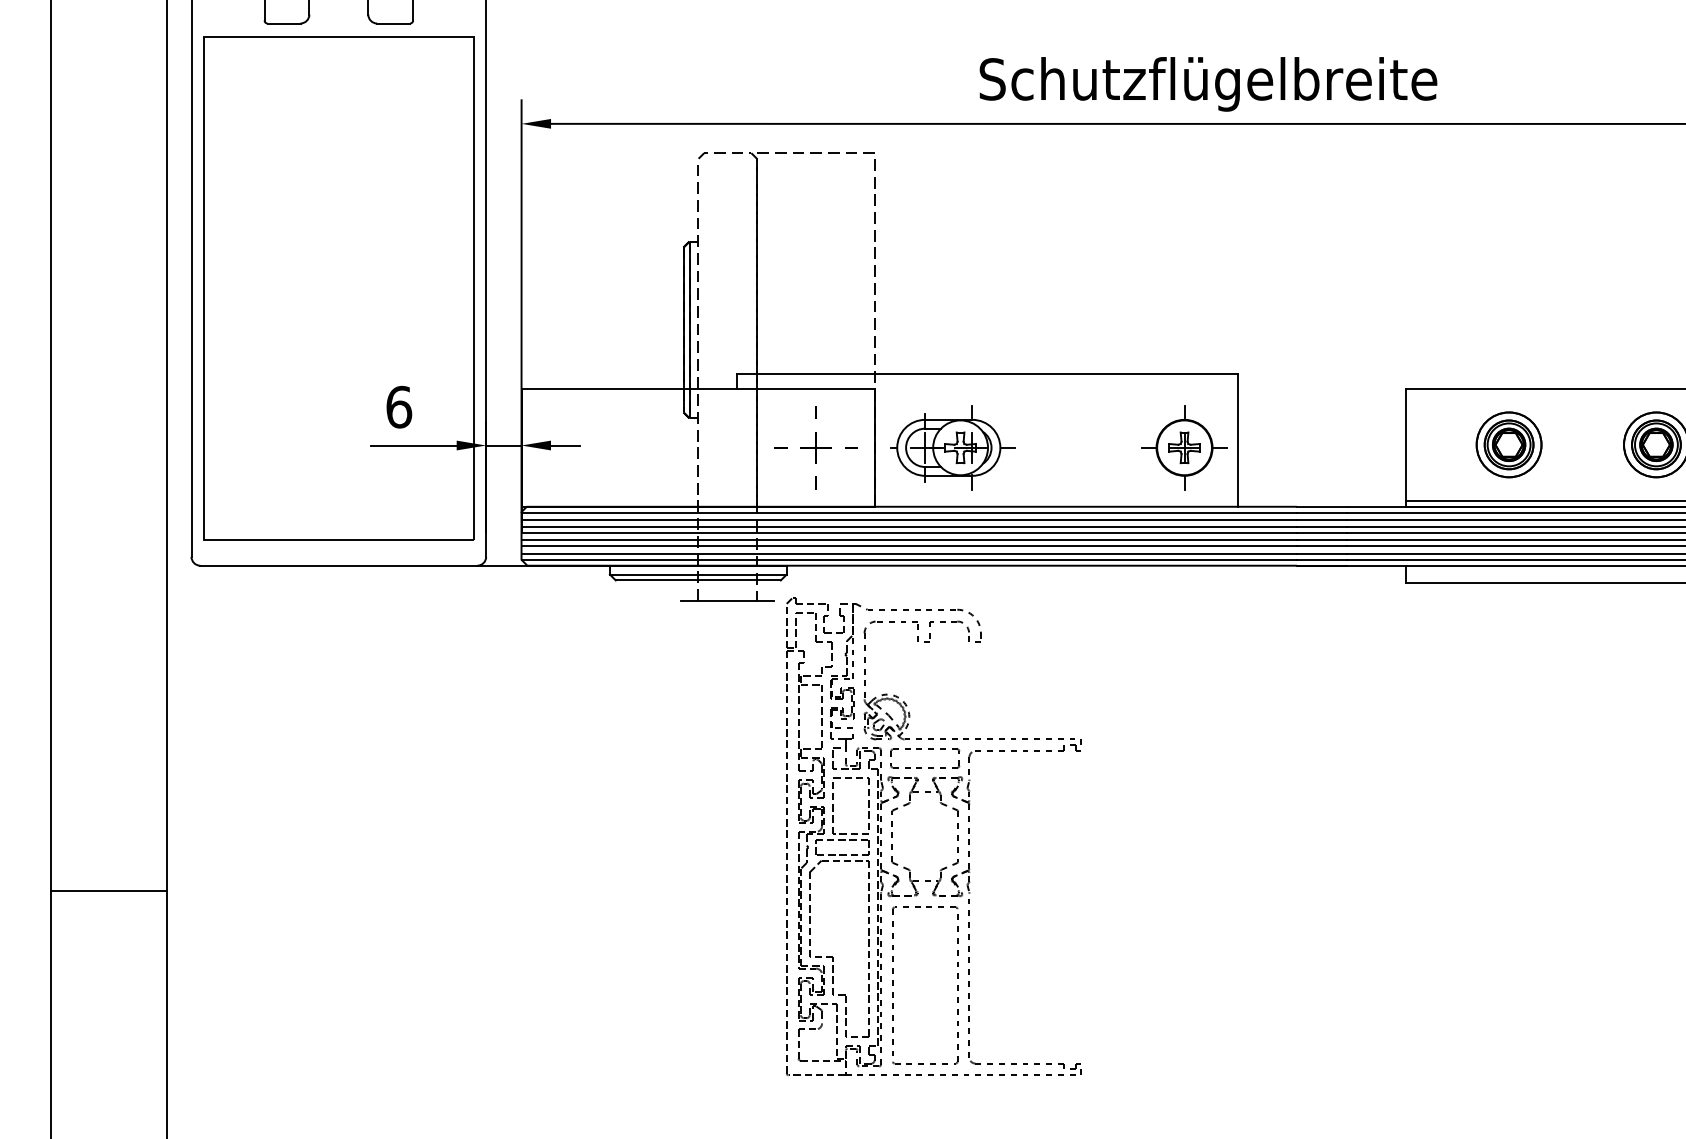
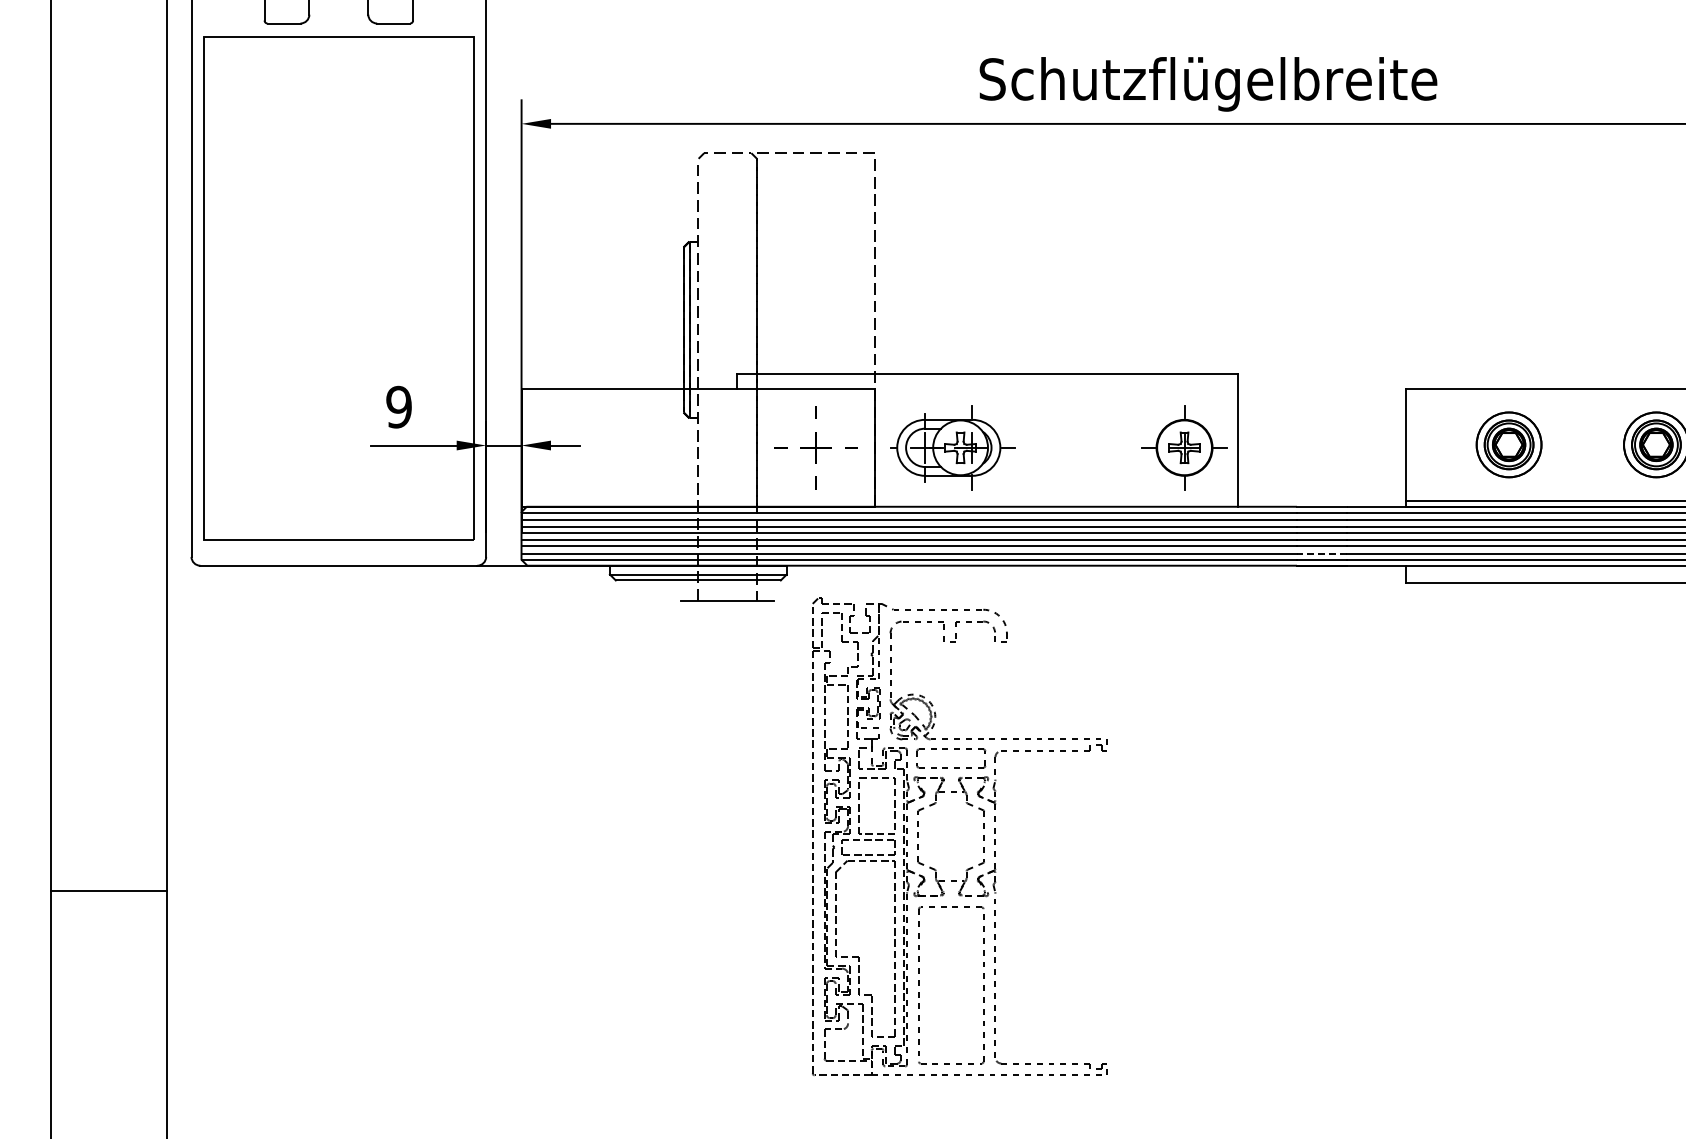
text: 6 -> 9 (399, 406)
line: solid -> dashed (1321, 554)
part position: (957, 836) -> (983, 836) (983, 836)
